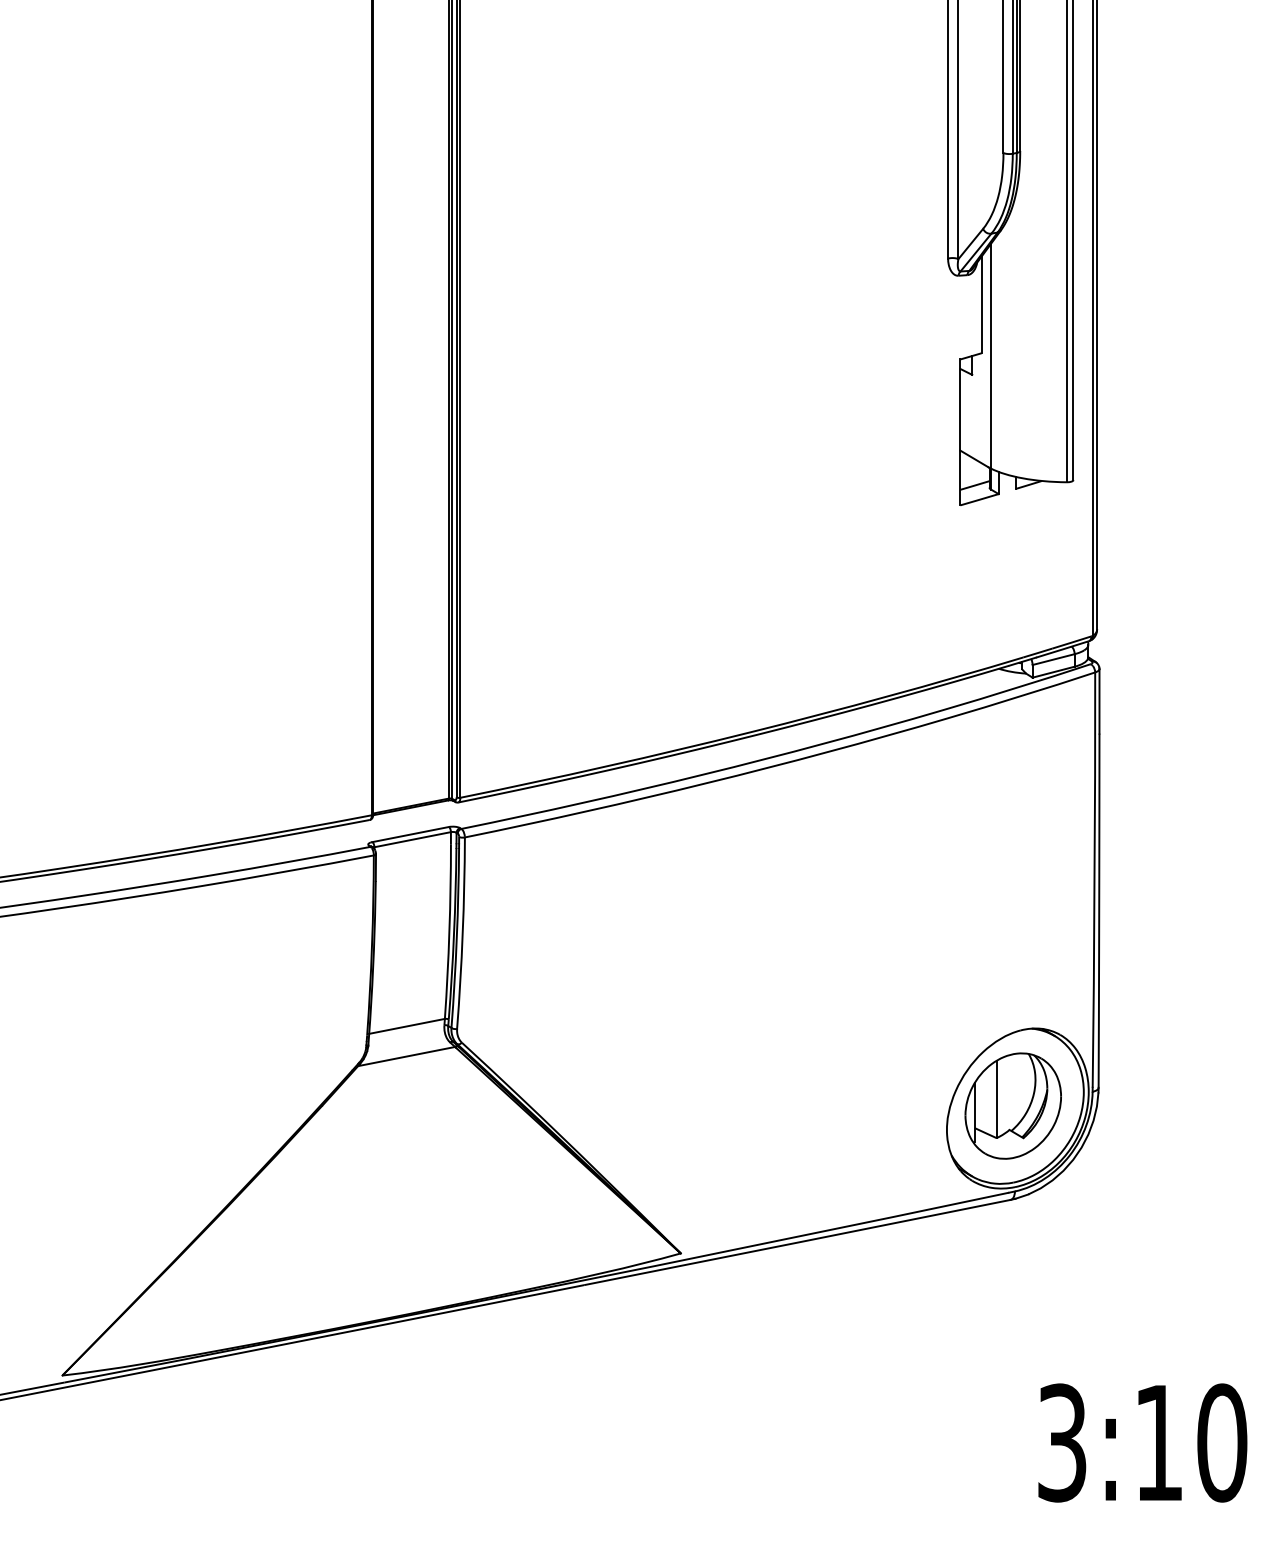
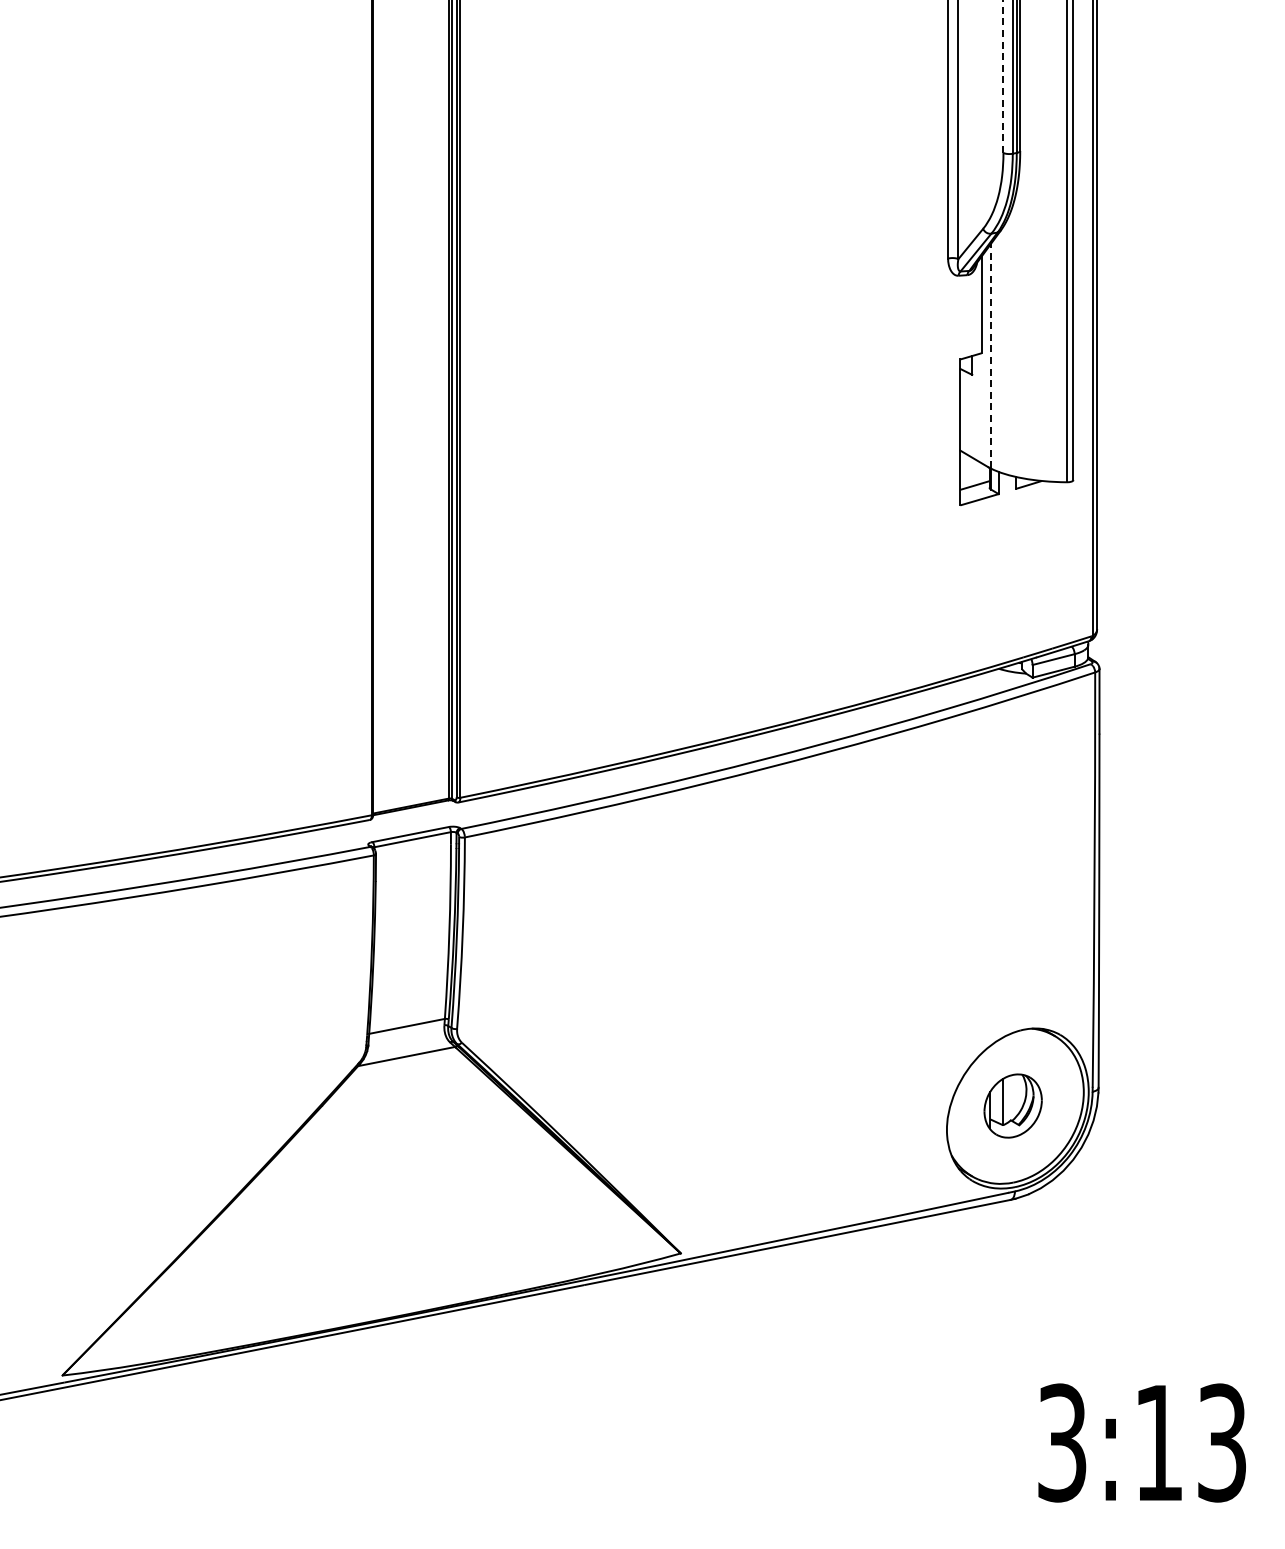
line: solid -> dashed (1003, 76)
line: solid -> dashed (990, 355)
part size: 98x108 px -> 60x66 px (1012, 1105)
text: 3:10 -> 3:13 (1222, 1442)
